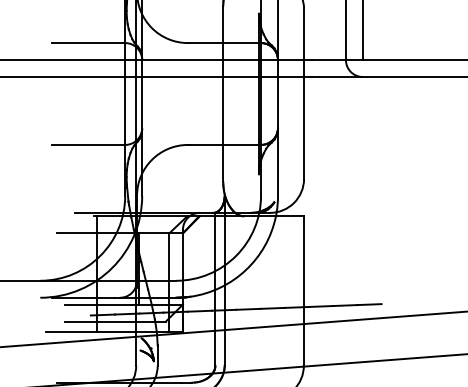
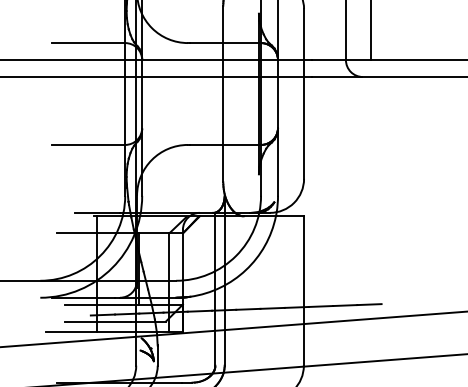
line position: (362, 31) -> (370, 31) (370, 31)
